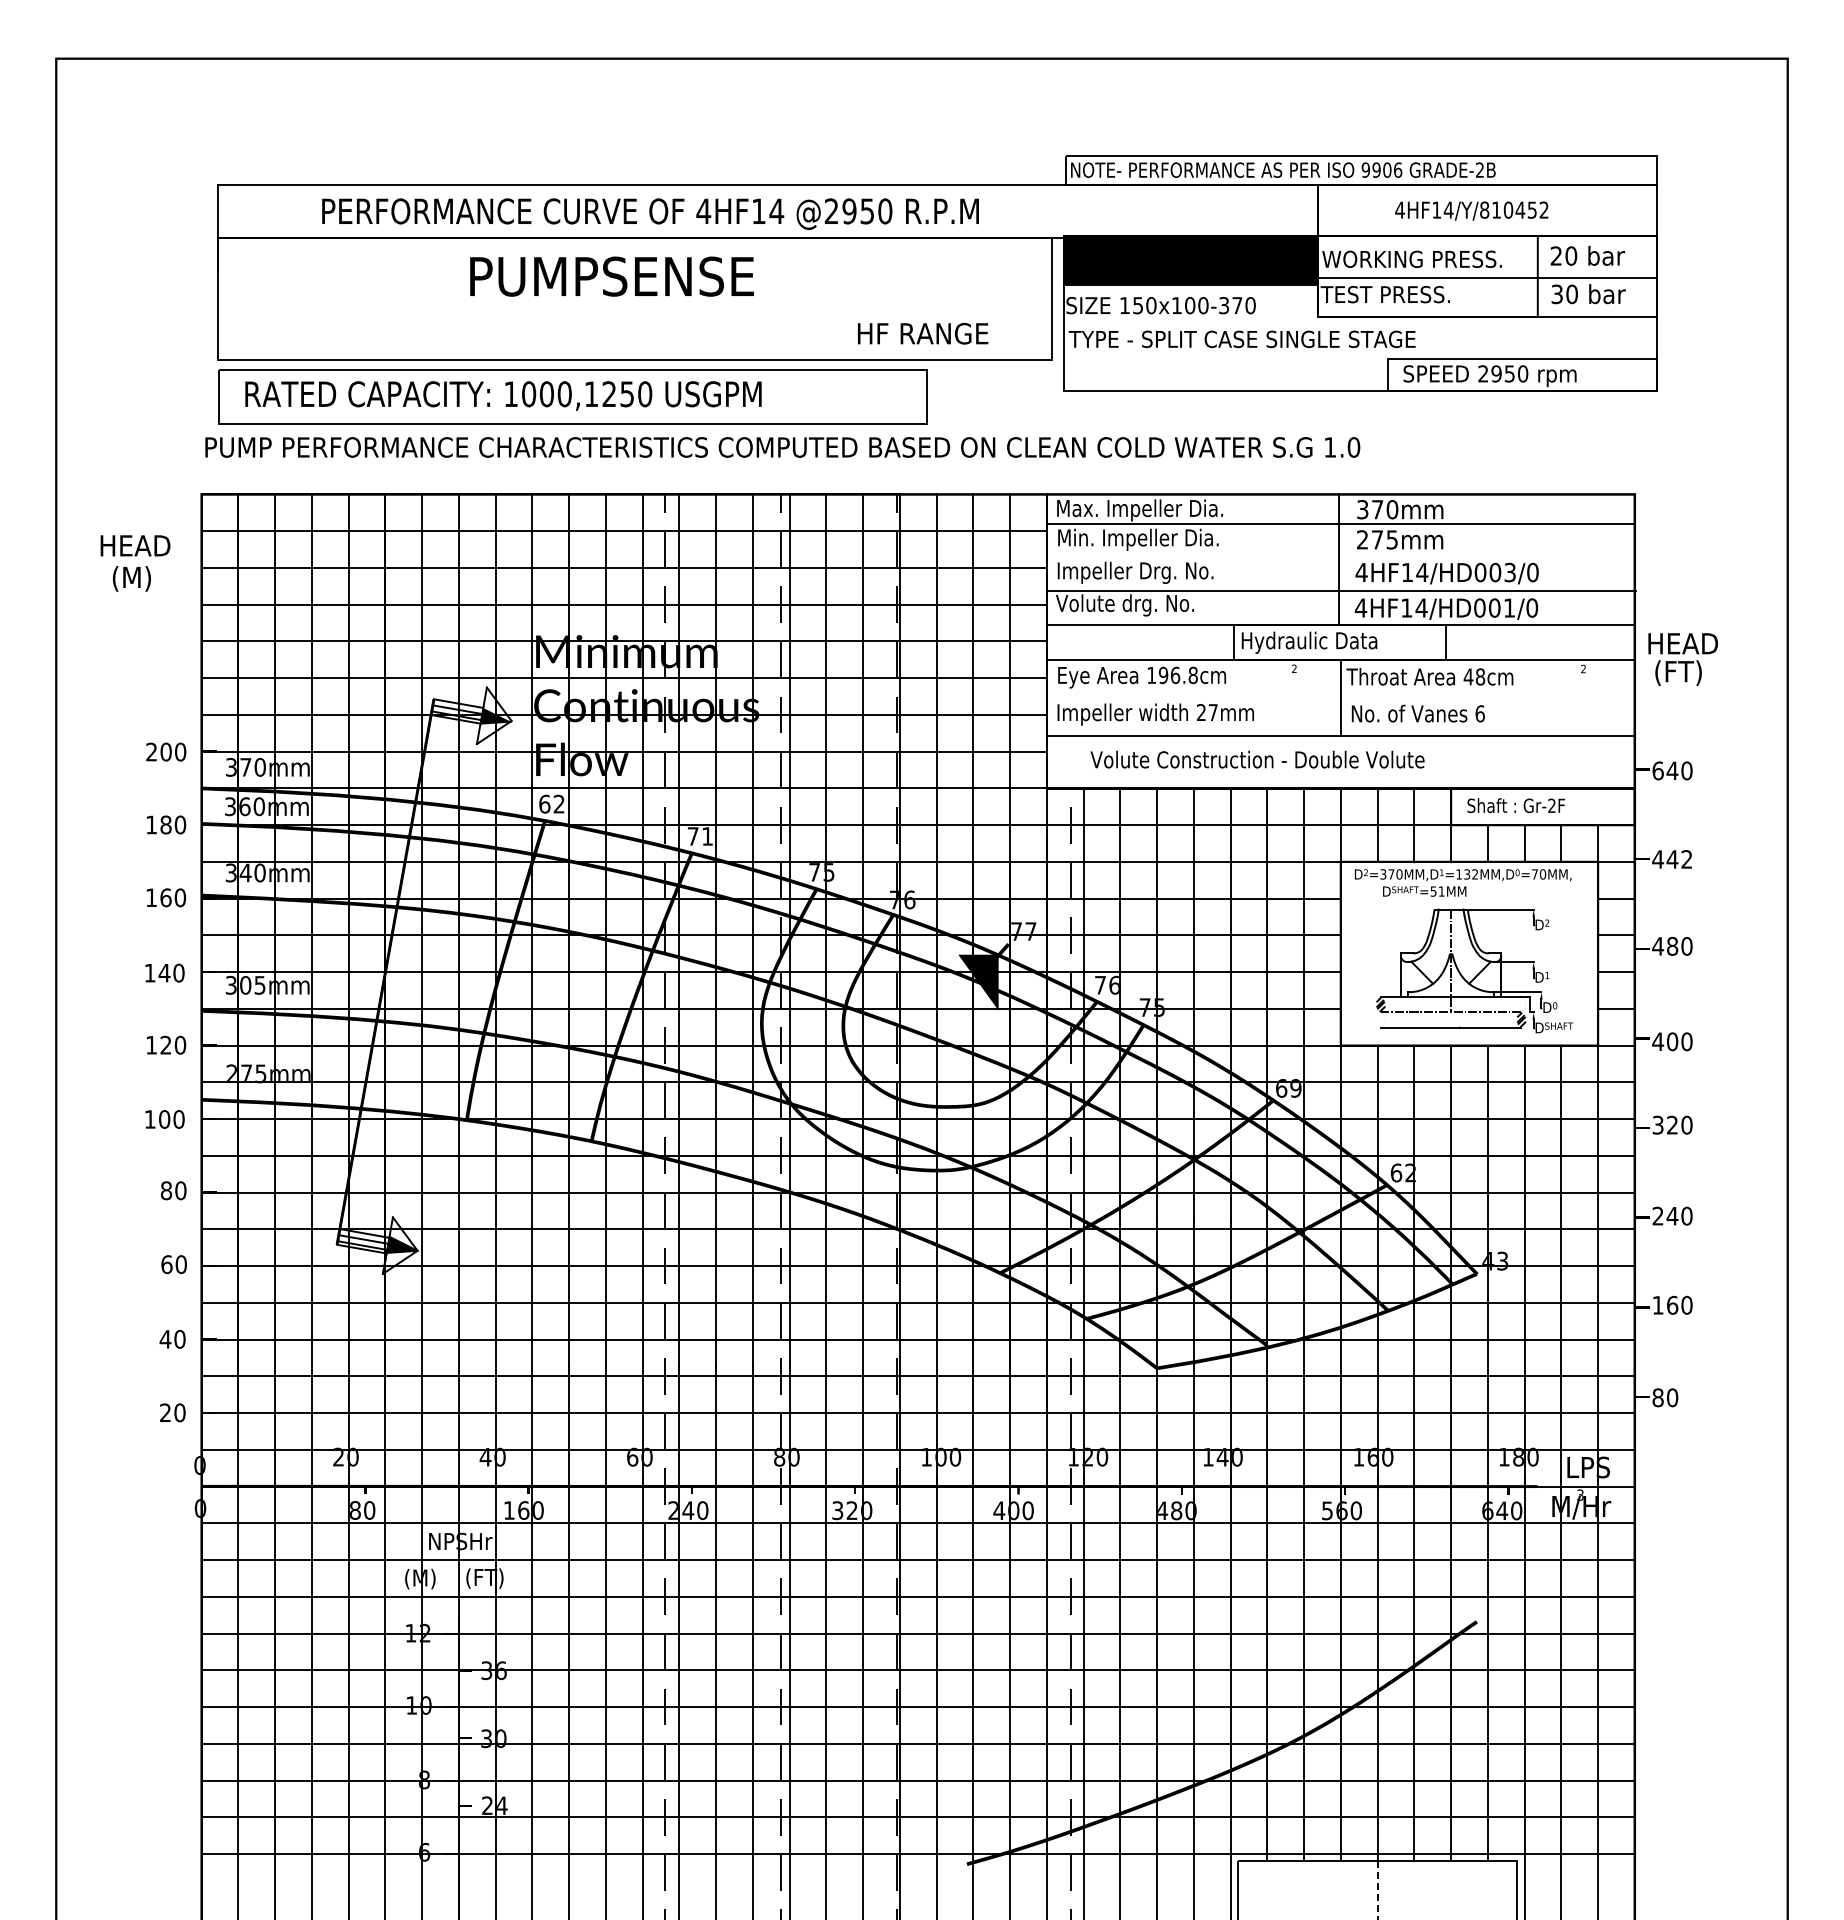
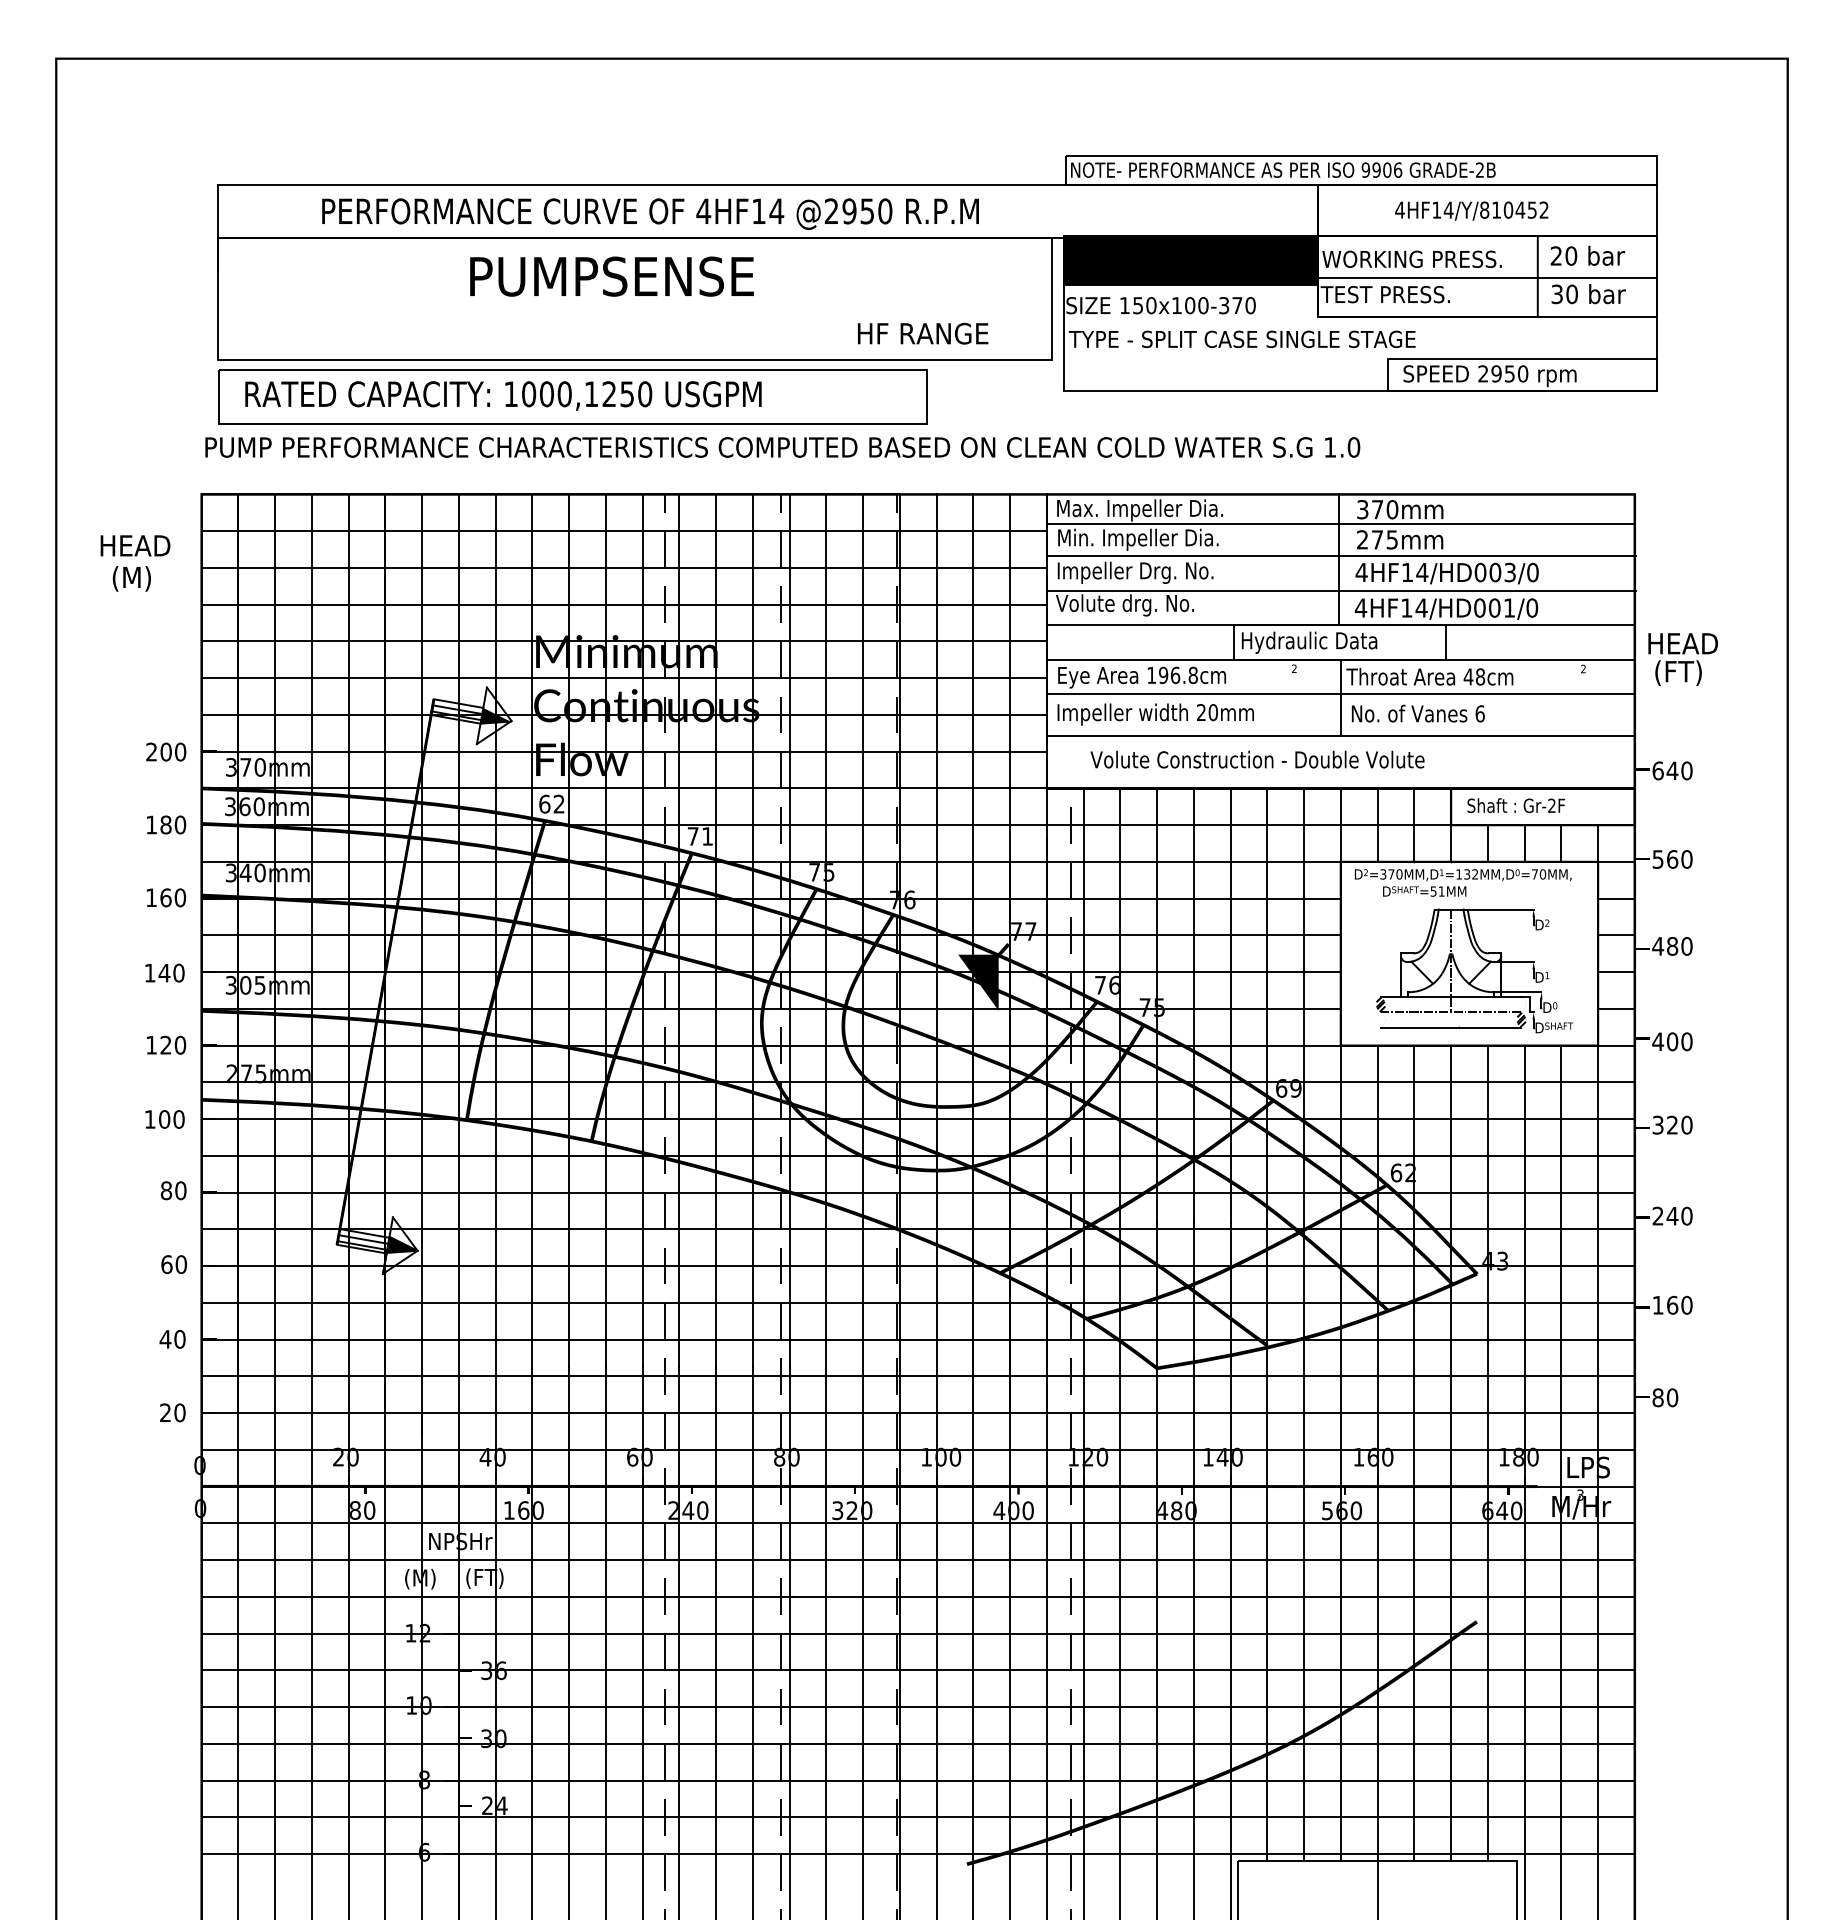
line: none -> present (1340, 556)
line: none -> present (1340, 694)
text: 27mm -> 20mm (1212, 712)
text: 442 -> 560 (1672, 859)
line: dashed -> solid (1377, 1890)
